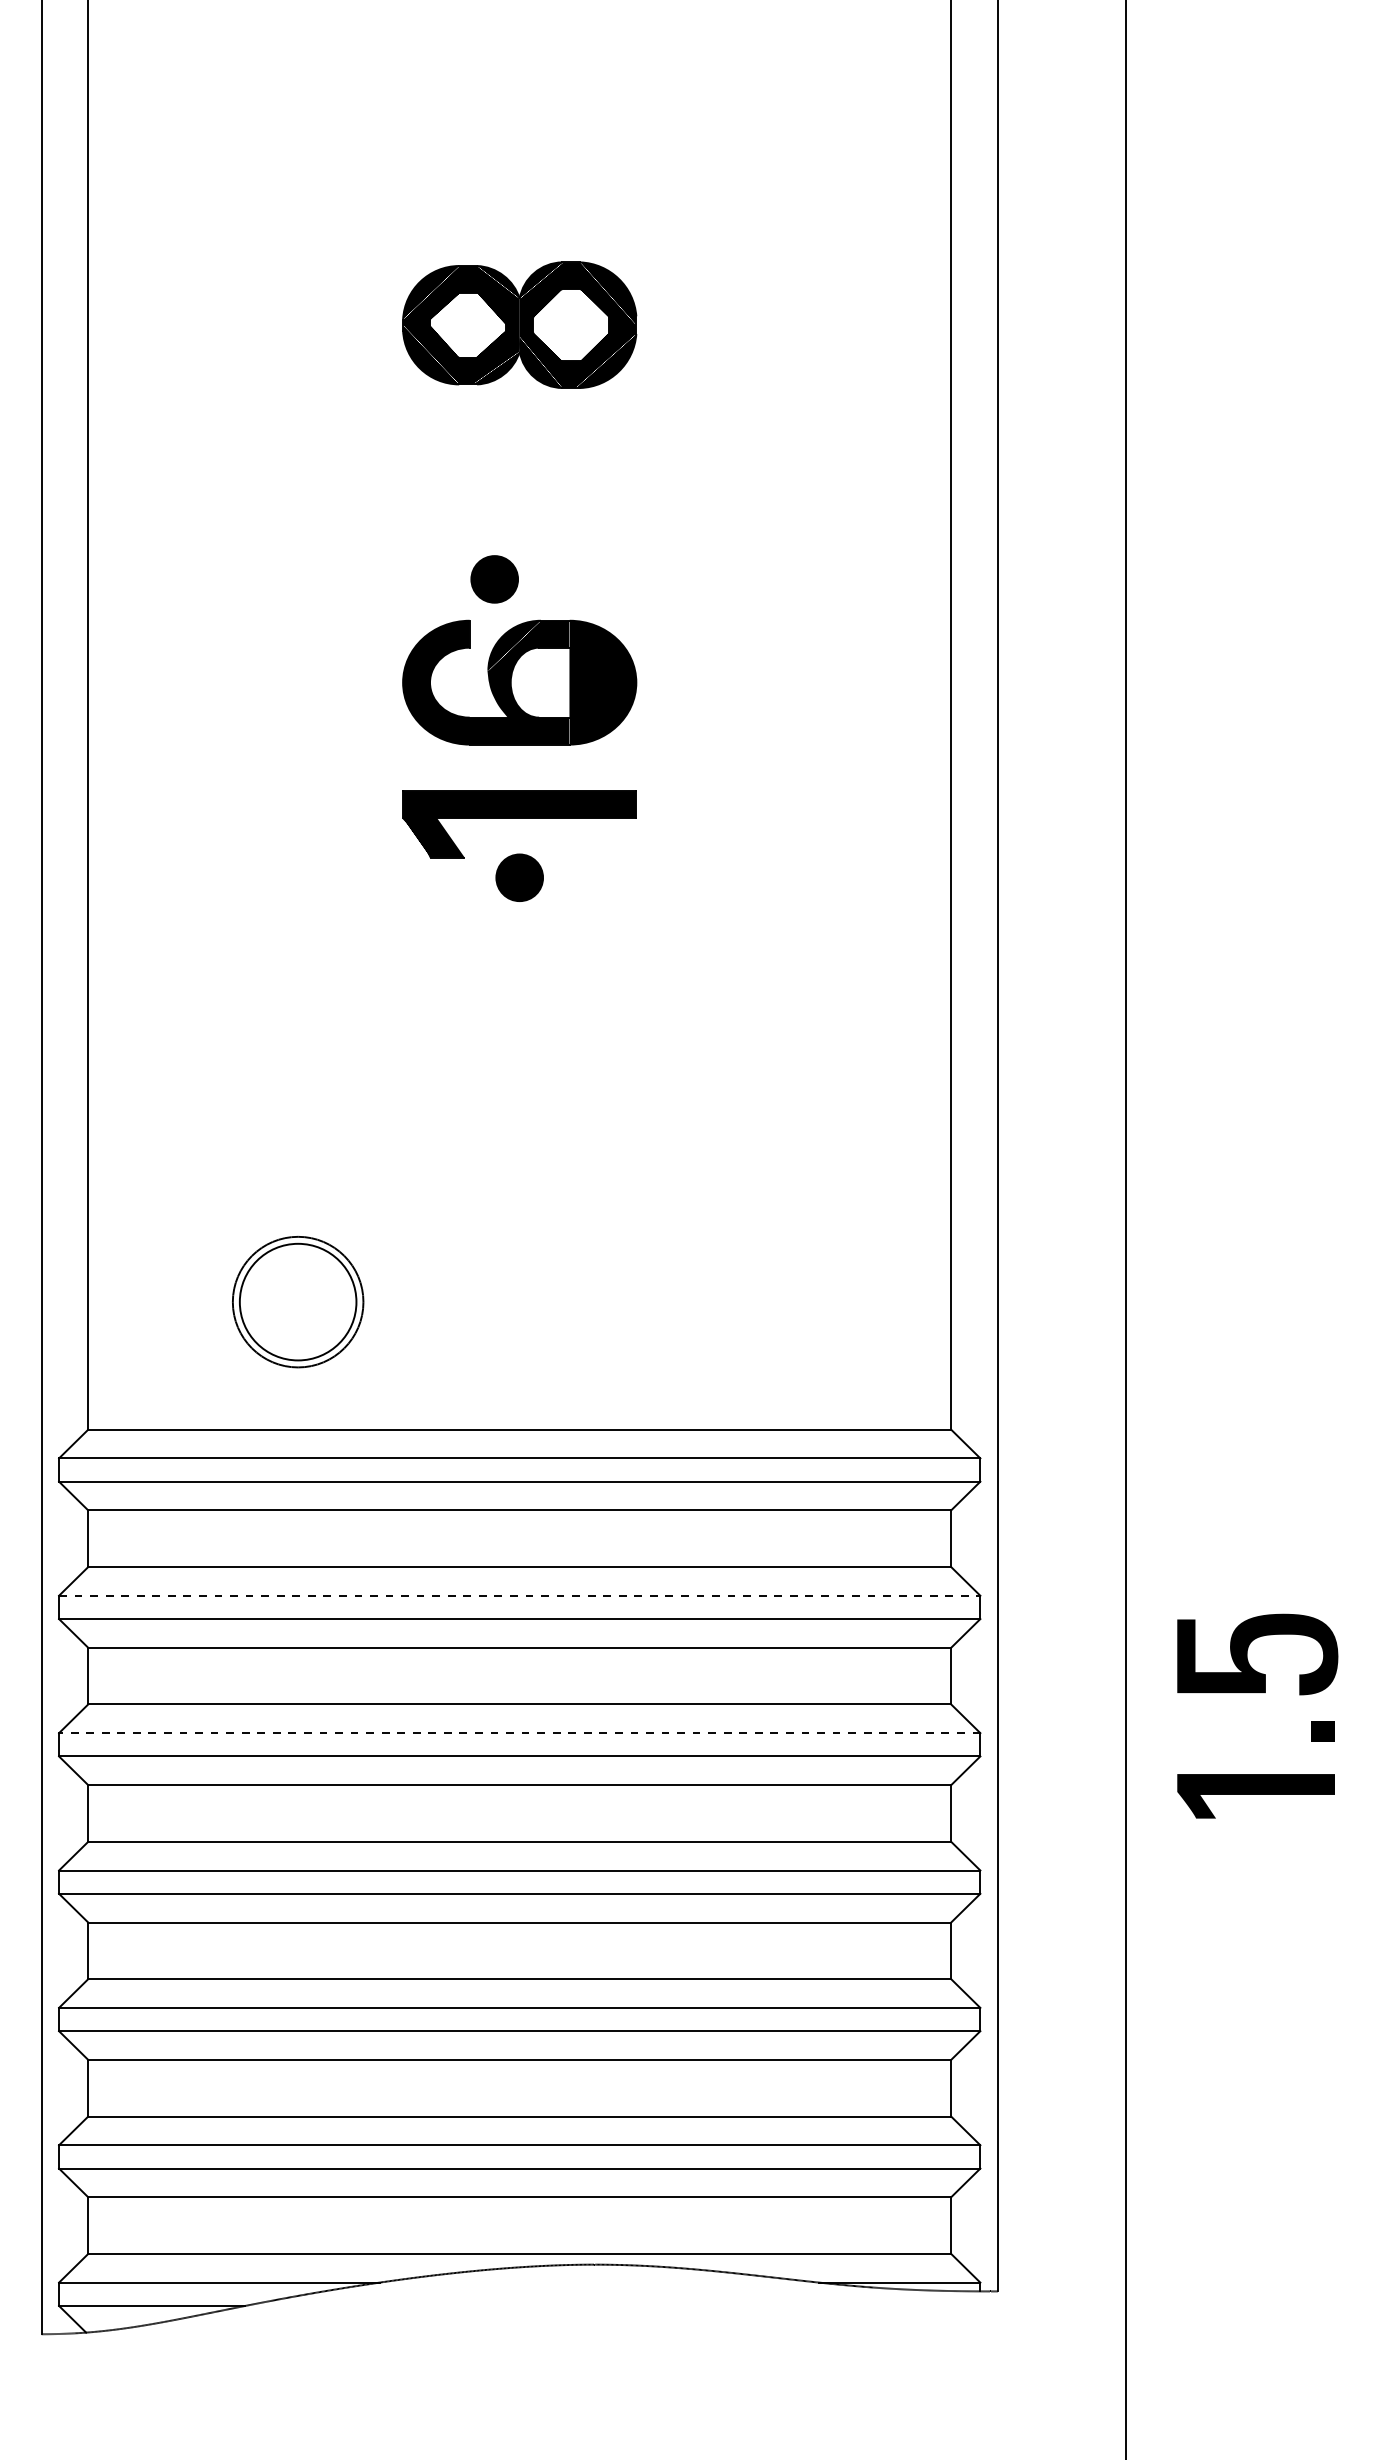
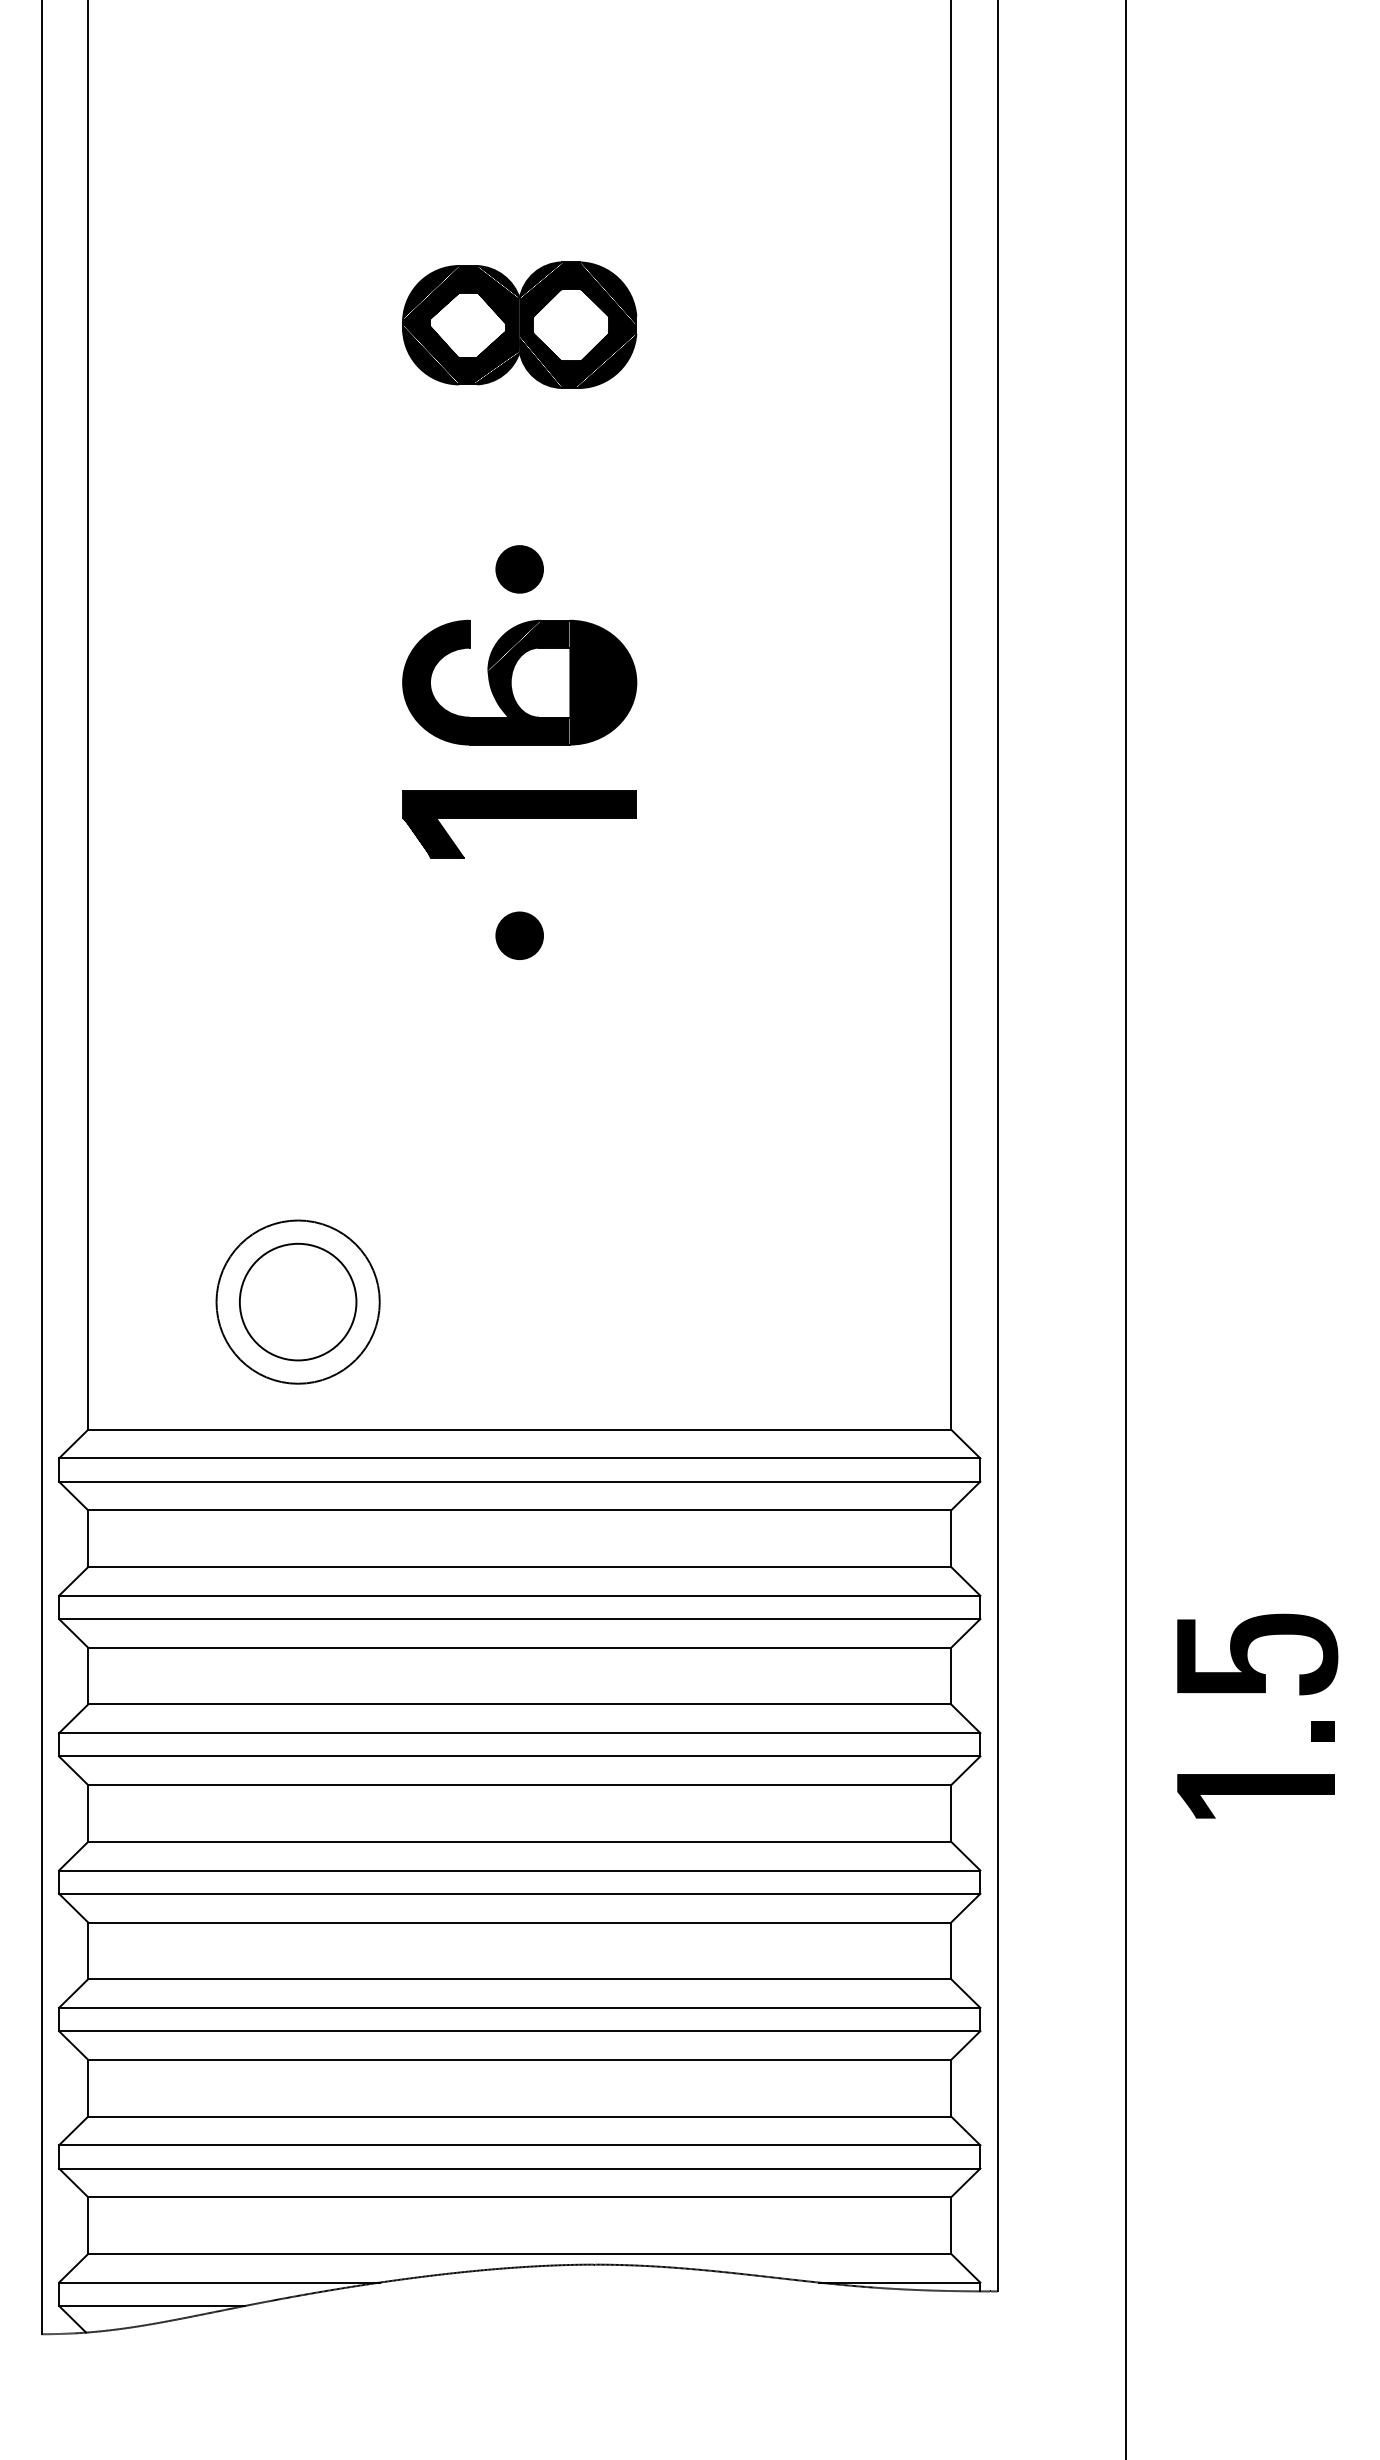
part position: (494, 579) -> (519, 569) (519, 569)
part position: (519, 877) -> (519, 935) (519, 935)
circle diameter: 131 px -> 163 px (297, 1301)
line: dashed -> solid (519, 1595)
line: dashed -> solid (519, 1733)
